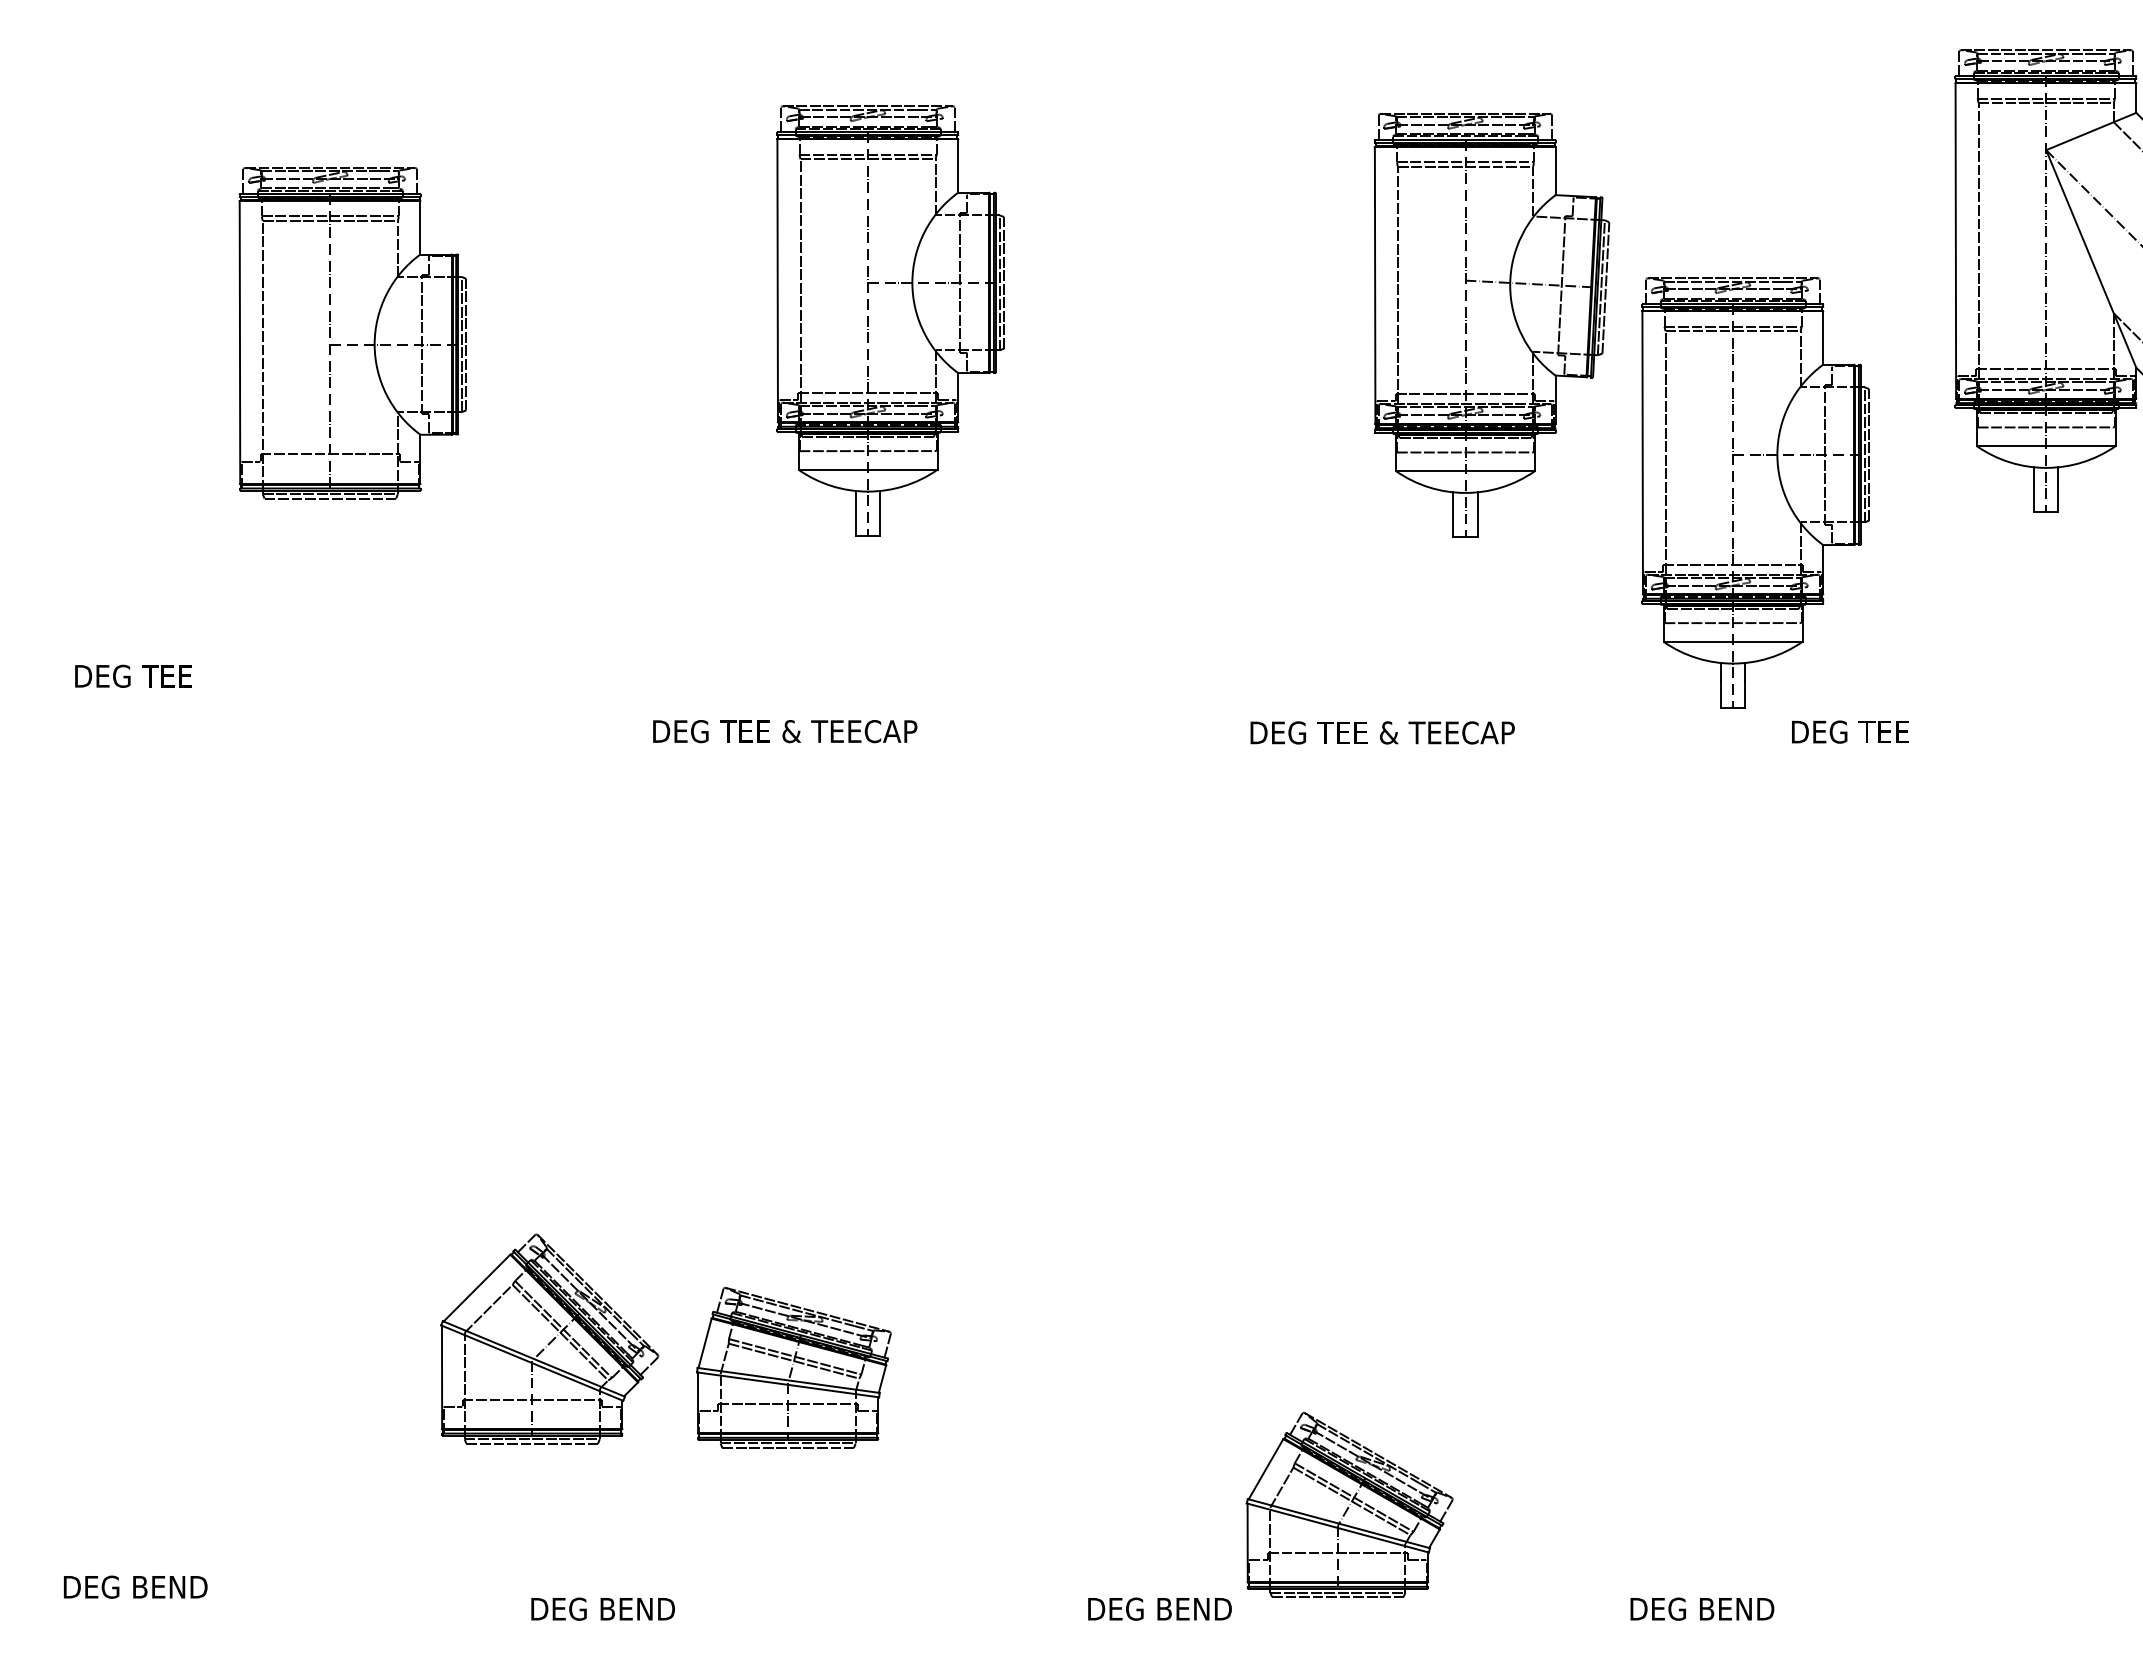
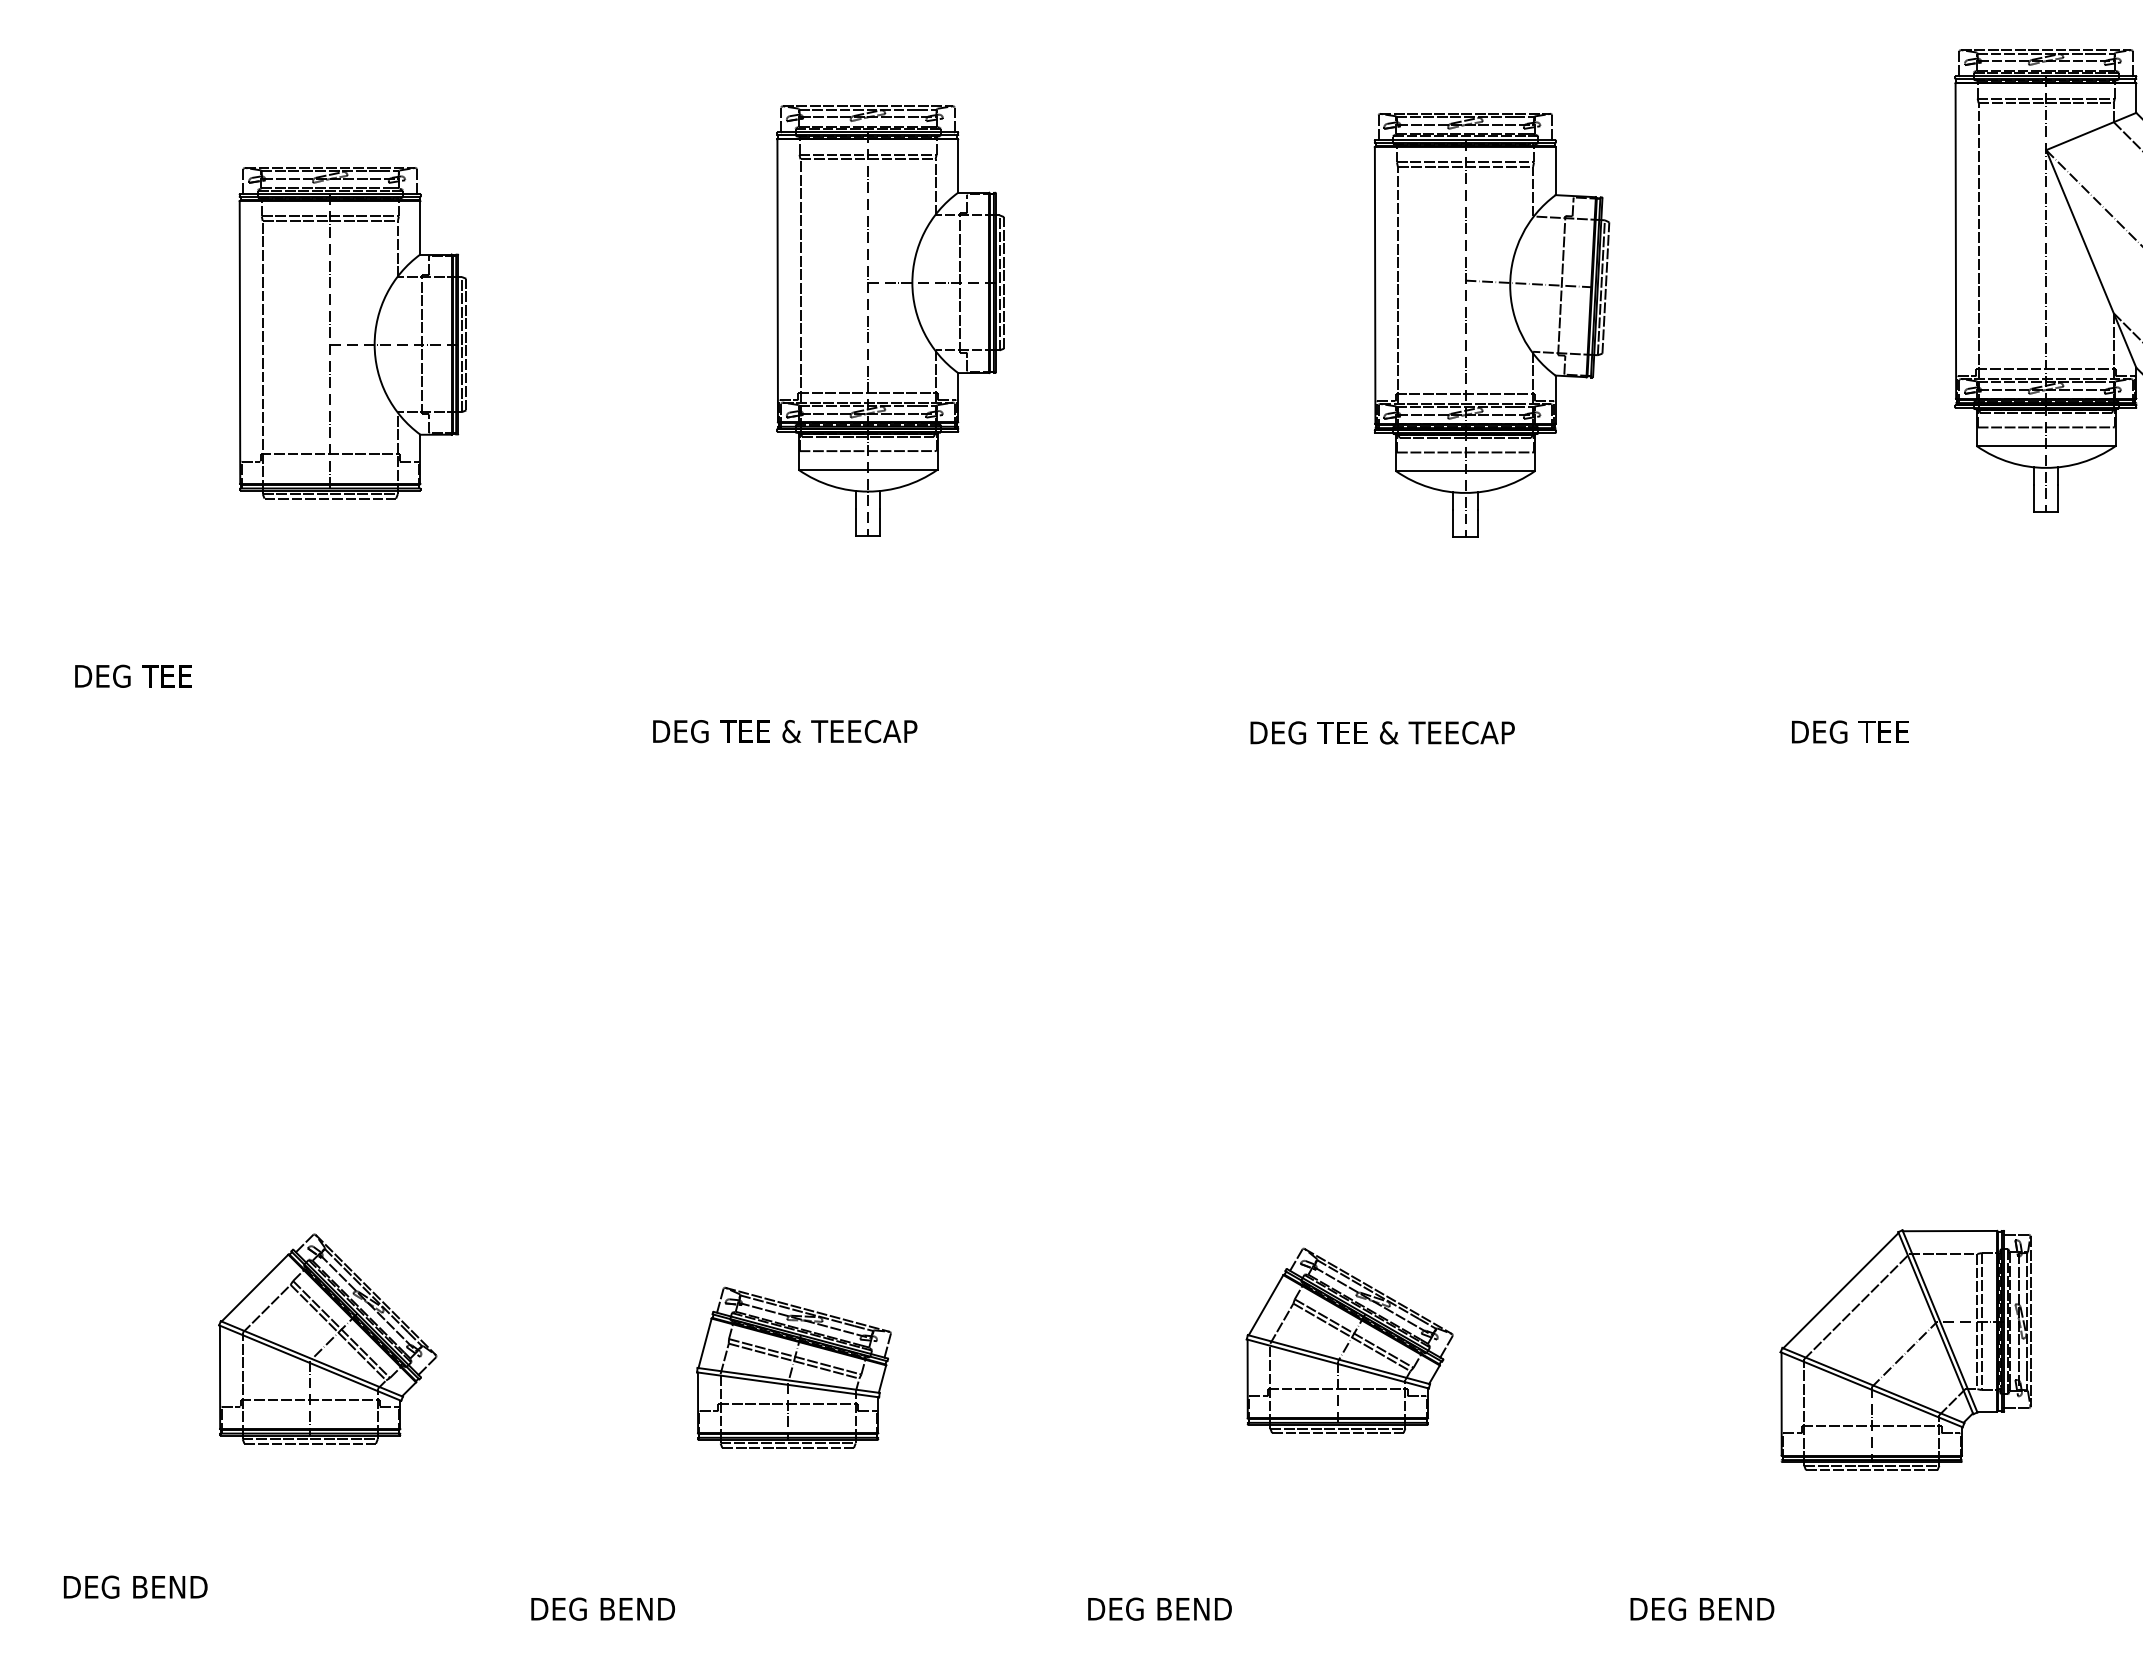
part: present -> none (1755, 492)
part position: (549, 1338) -> (327, 1338) (327, 1338)
part: none -> present (1905, 1349)
part position: (1349, 1504) -> (1349, 1340) (1349, 1340)
